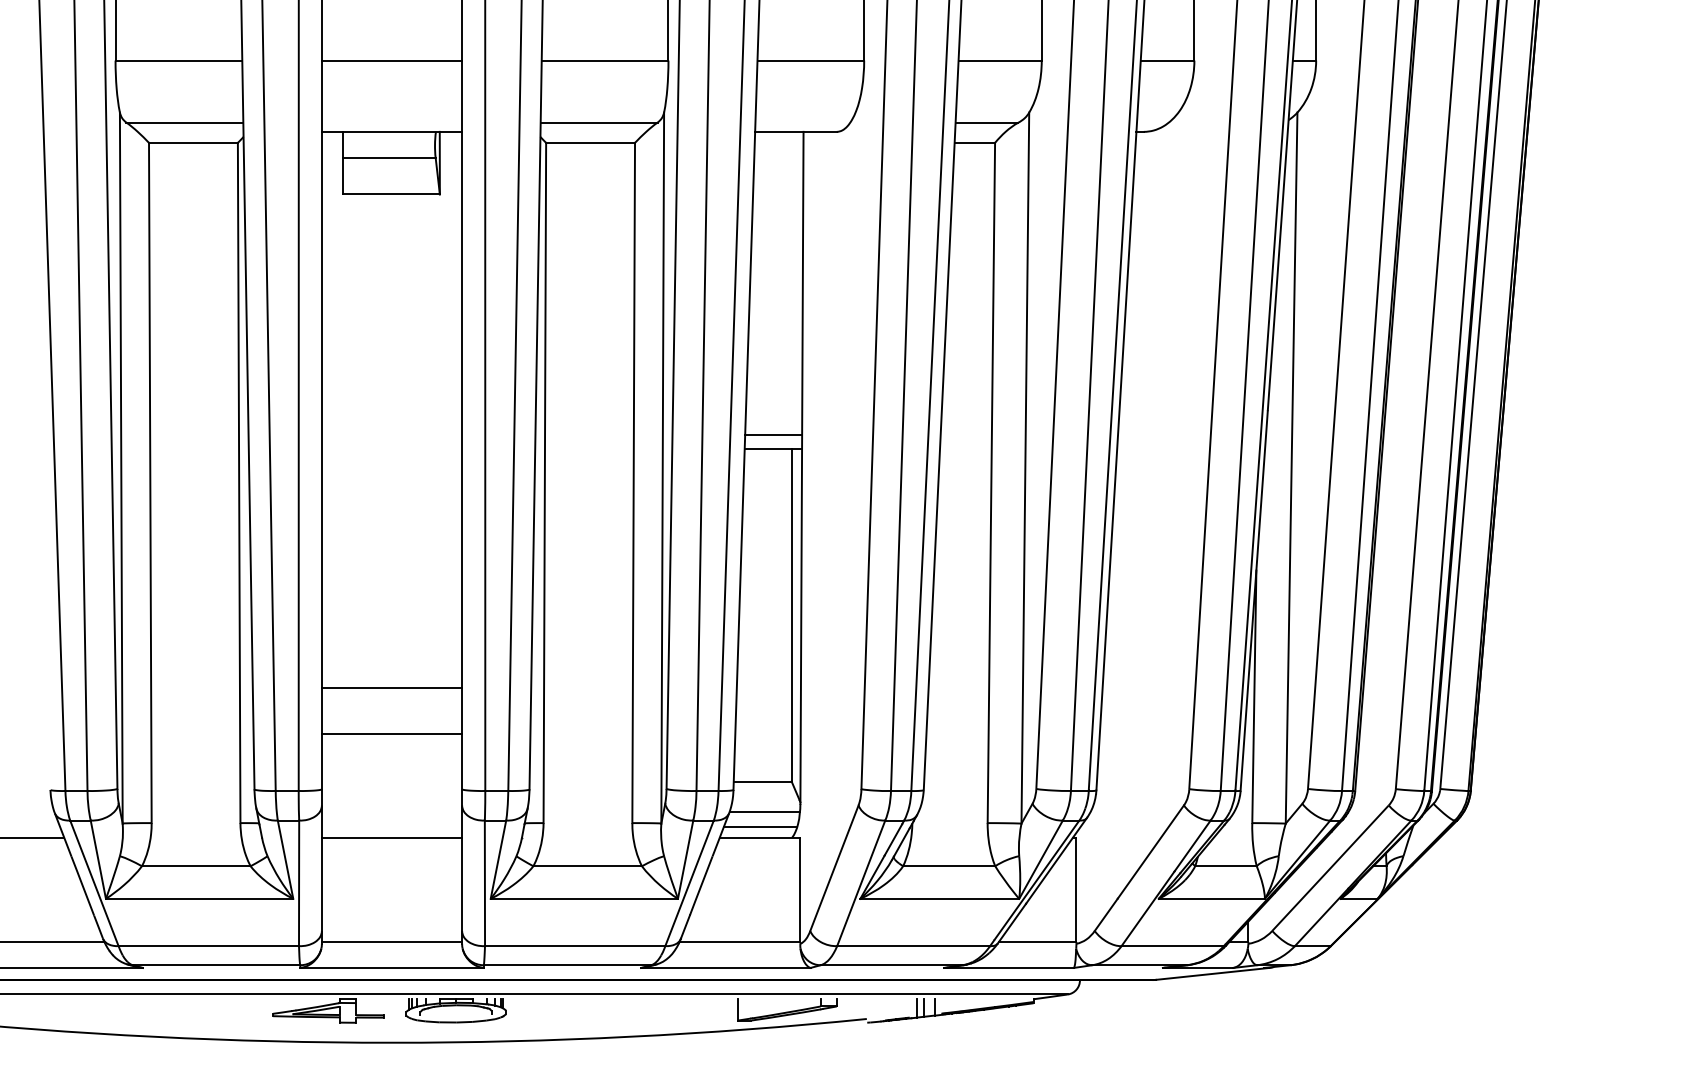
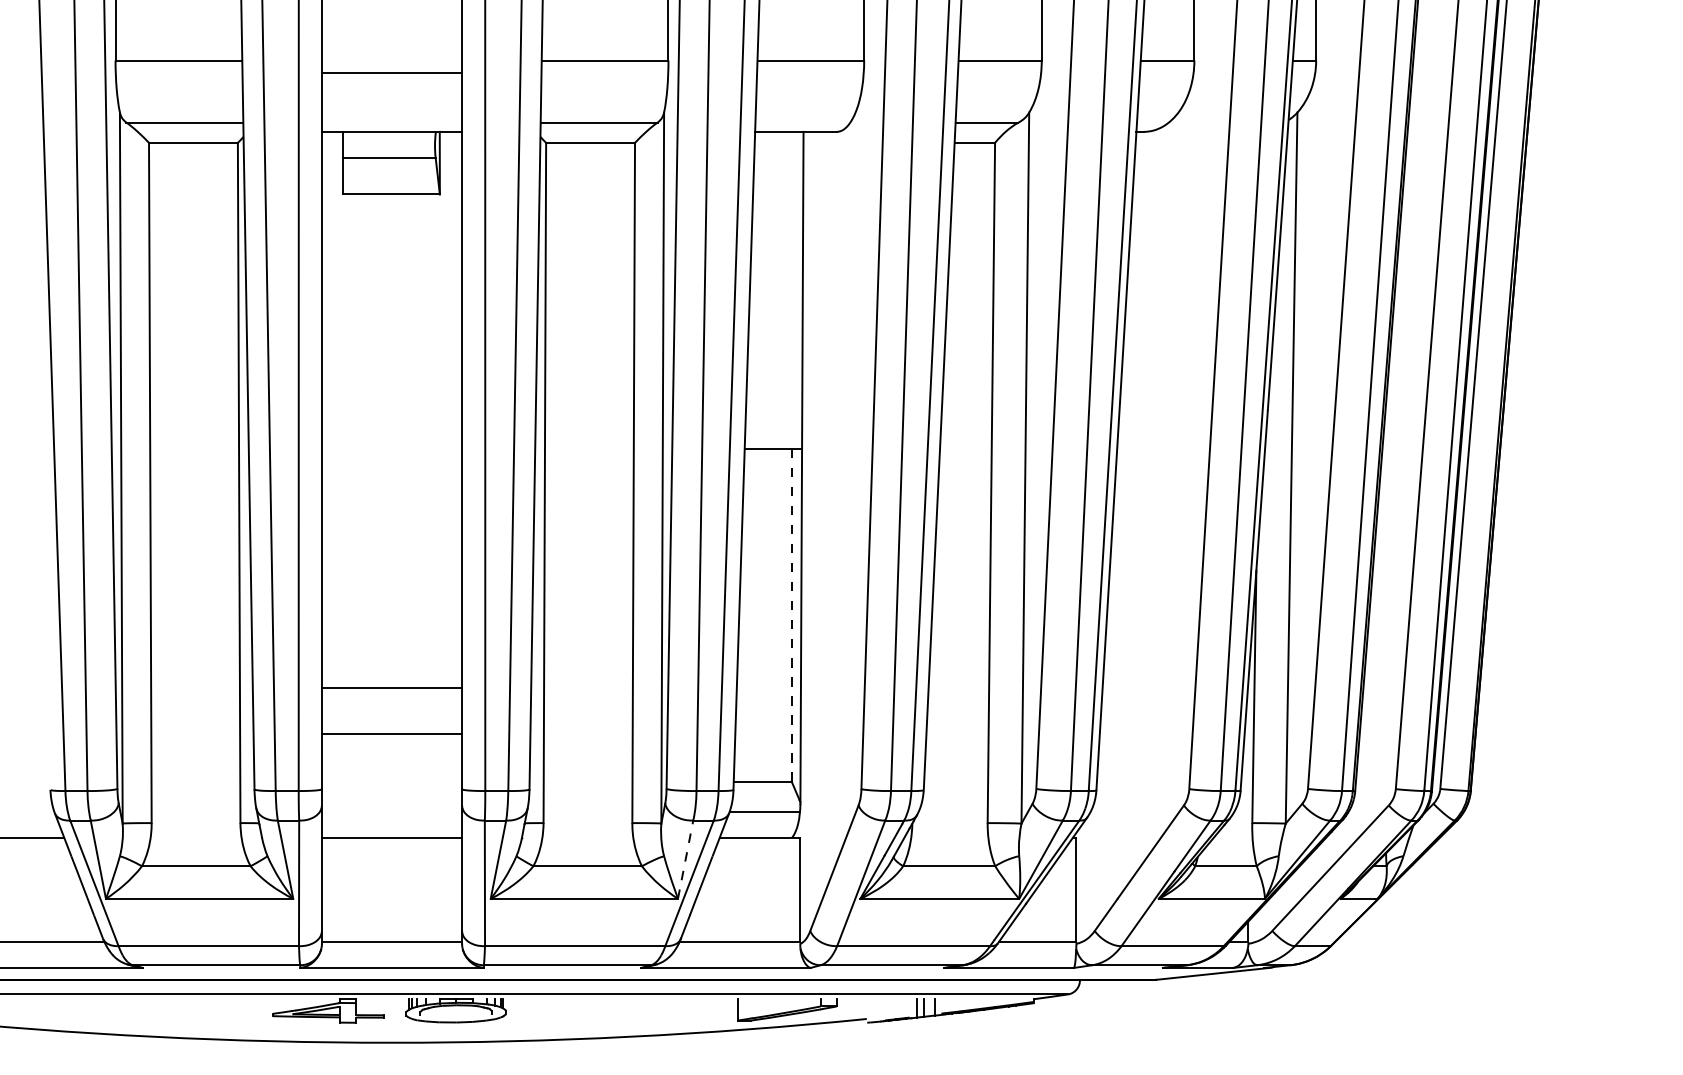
line position: (391, 60) -> (391, 72) (391, 72)
line: present -> none (773, 435)
line: solid -> dashed (791, 614)
line: present -> none (760, 827)
line: solid -> dashed (685, 859)
